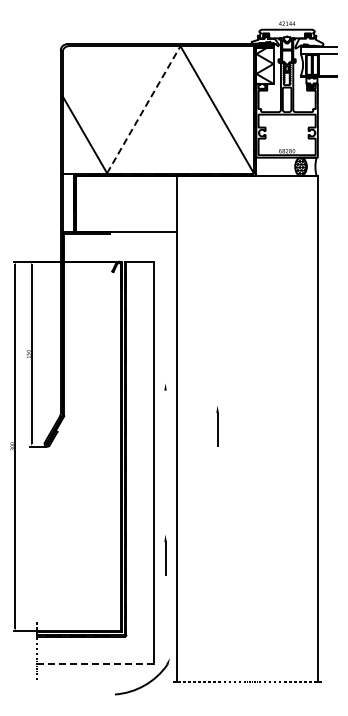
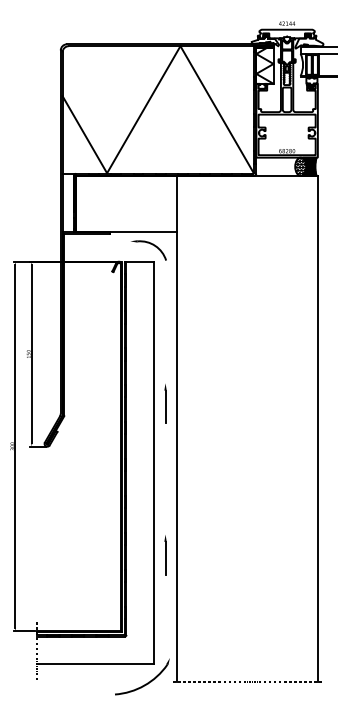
line: dashed -> solid (144, 109)
hatch: none -> present (309, 166)
part: none -> present (150, 244)
line: none -> present (165, 406)
line: present -> none (217, 426)
line: dashed -> solid (94, 663)
